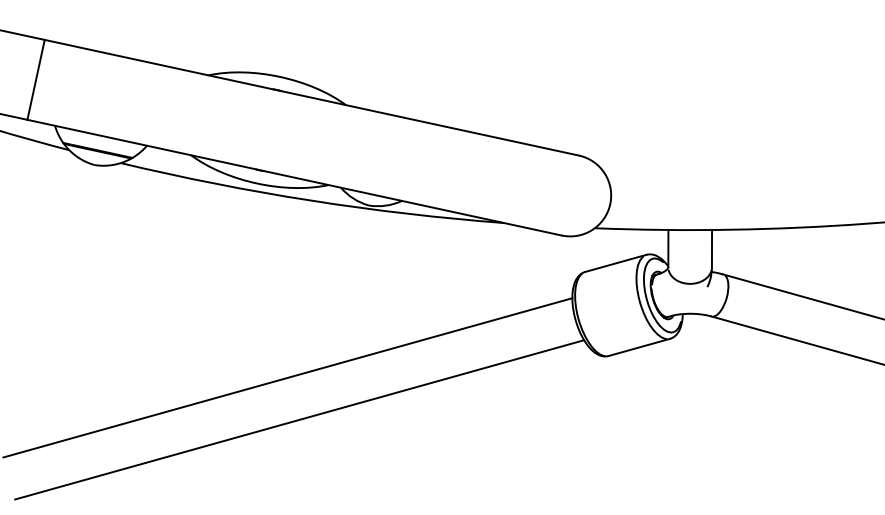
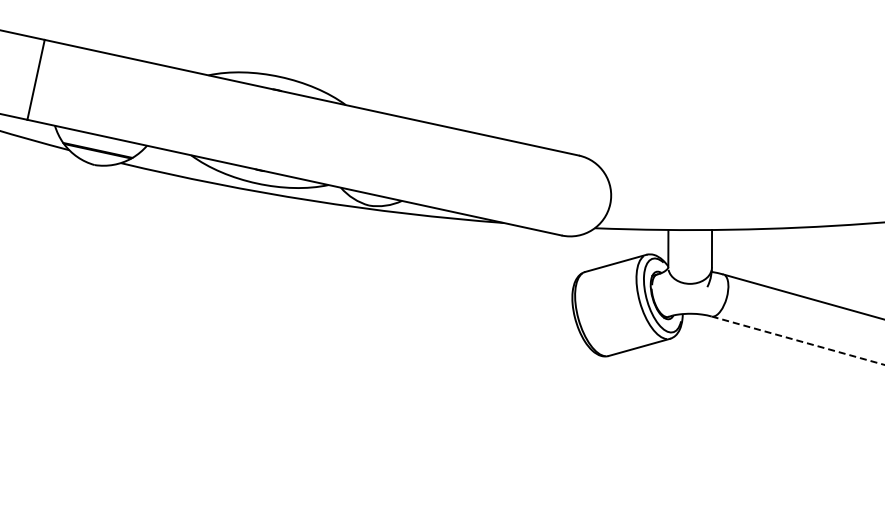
line: solid -> dashed (798, 340)
line: present -> none (287, 377)
line: present -> none (299, 419)
